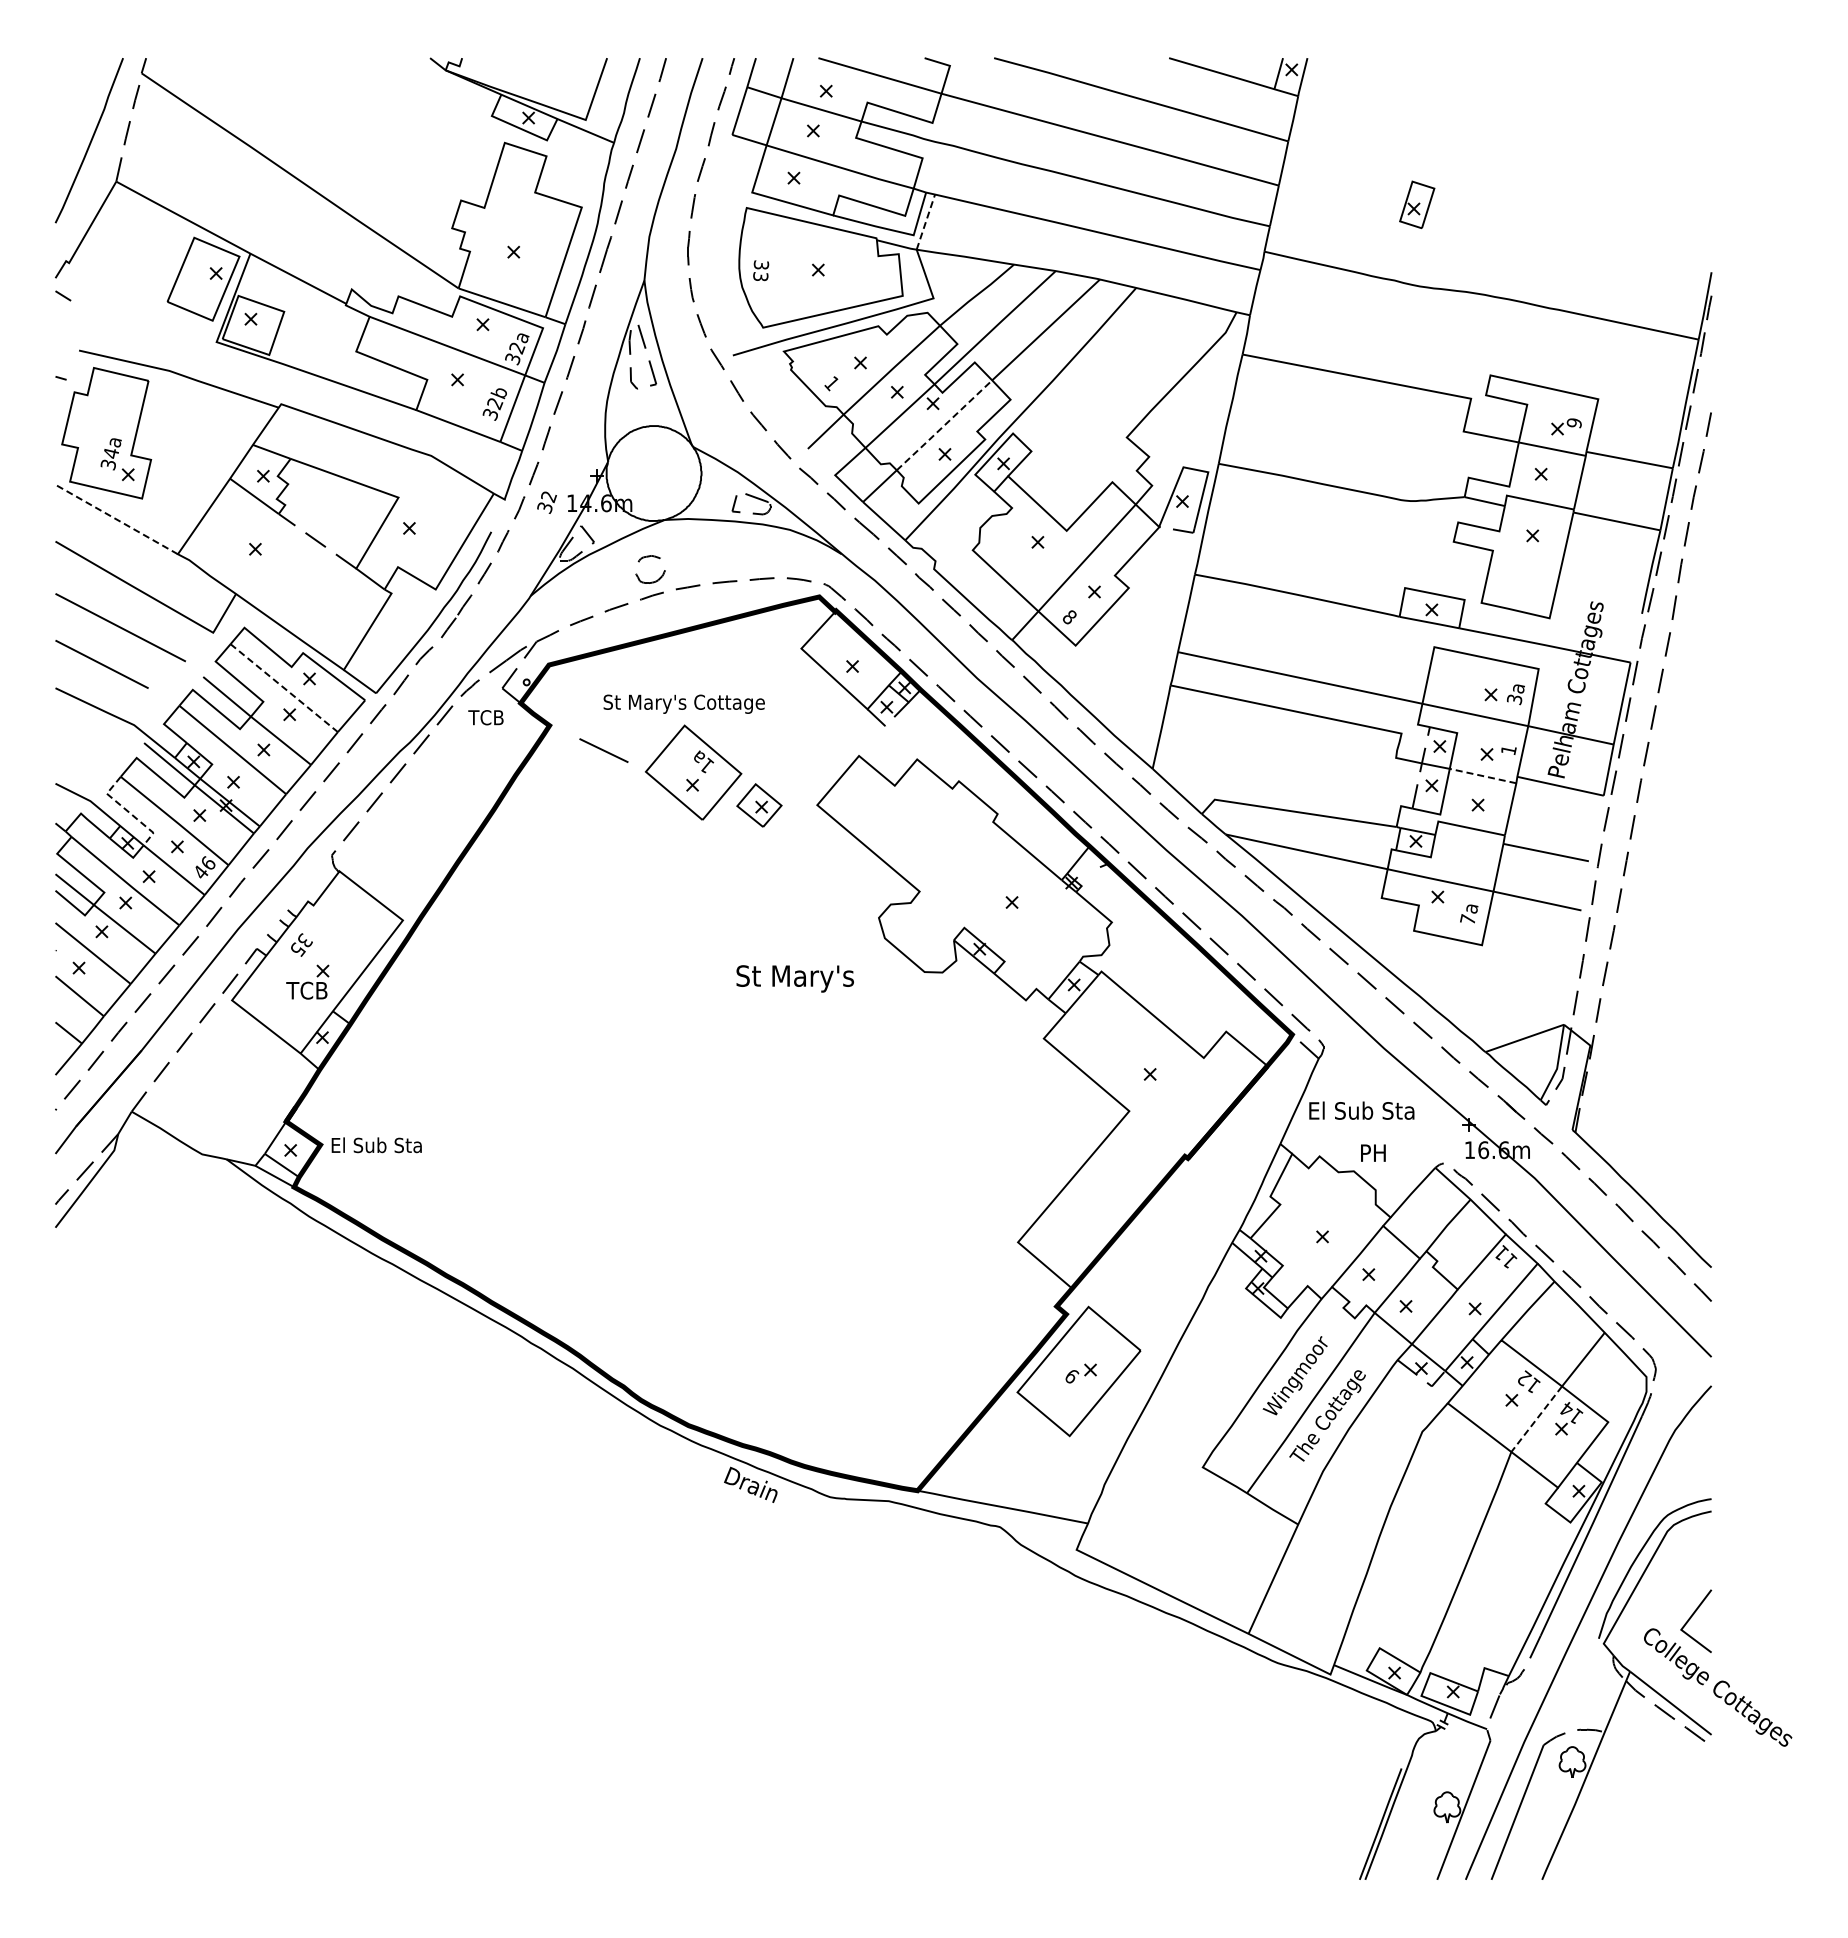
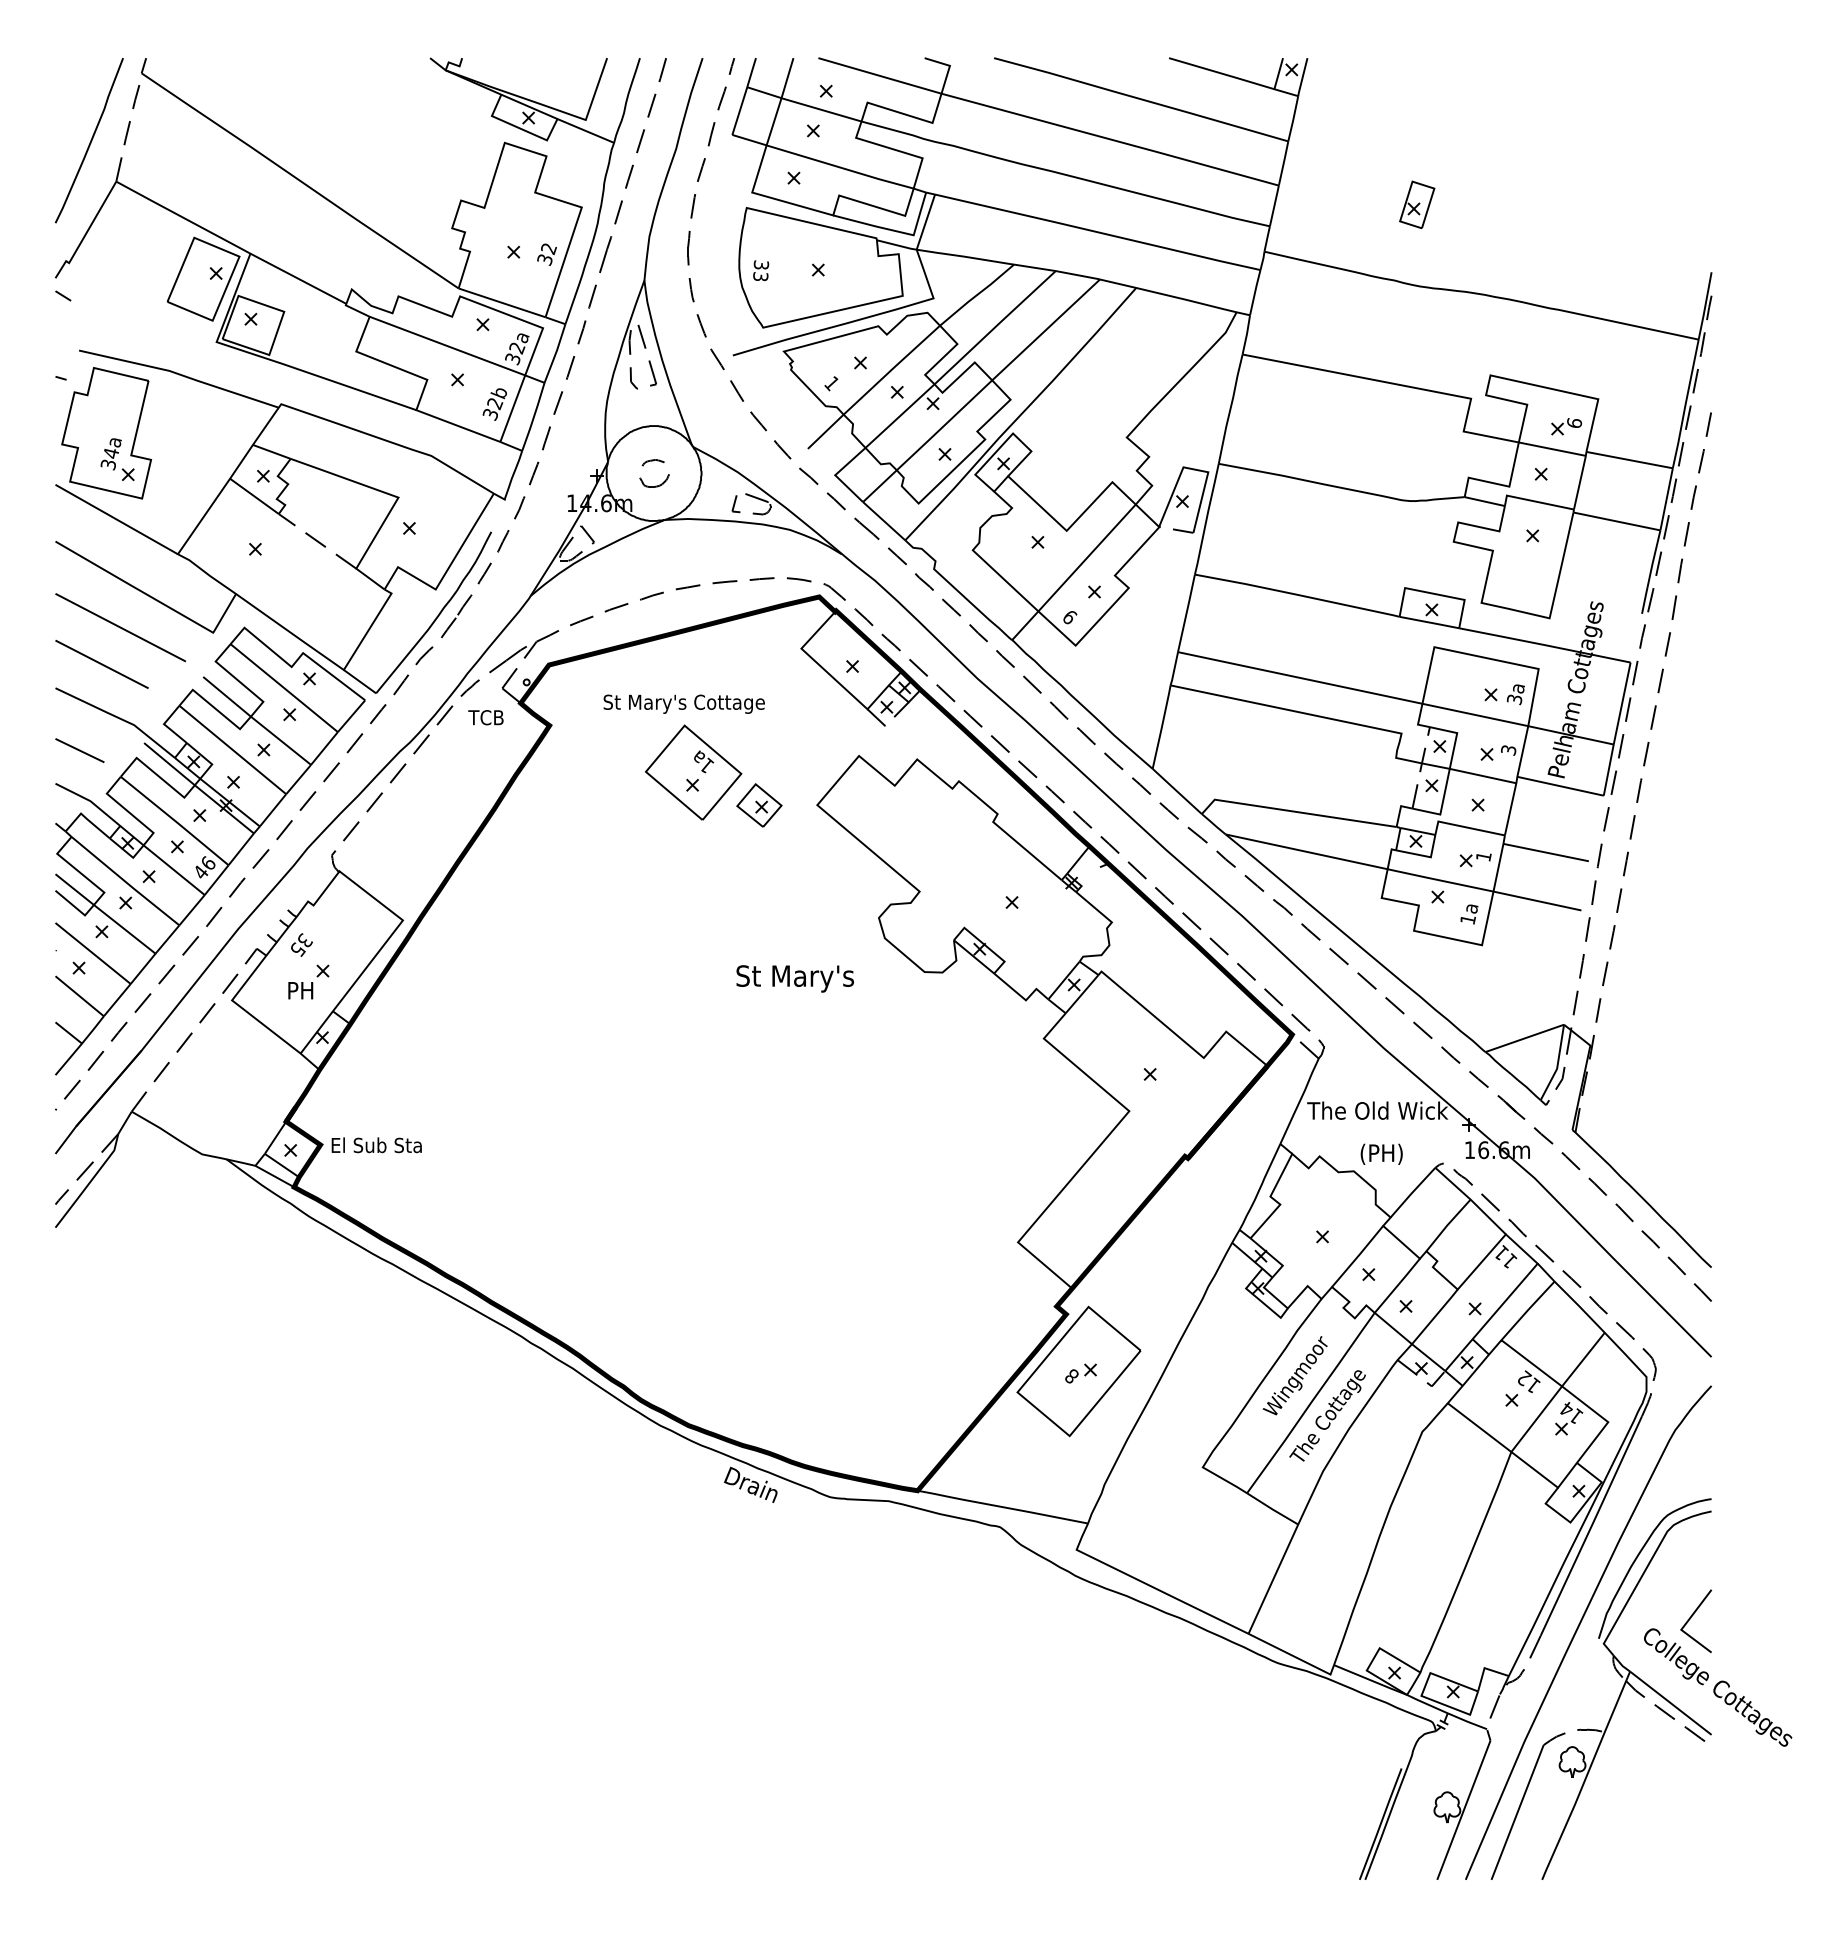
line: dashed -> solid (926, 221)
text: 9 -> 6 (1574, 423)
line: dashed -> solid (944, 425)
text position: (546, 502) -> (546, 254) (546, 254)
line: dashed -> solid (116, 519)
part position: (649, 557) -> (653, 461) (653, 461)
text: 8 -> 6 (1069, 617)
line: dashed -> solid (284, 688)
line position: (603, 750) -> (79, 750) (79, 750)
text: 1 -> 3 (1508, 750)
line: dashed -> solid (1482, 775)
line: dashed -> solid (127, 811)
part: none -> present (1475, 860)
text: 7a -> 1a (1467, 919)
text: TCB -> PH (306, 990)
text: El Sub Sta -> The Old Wick (1377, 1110)
text: PH -> (PH) (1381, 1153)
text: 9 -> 8 (1072, 1375)
line: dashed -> solid (1536, 1419)
